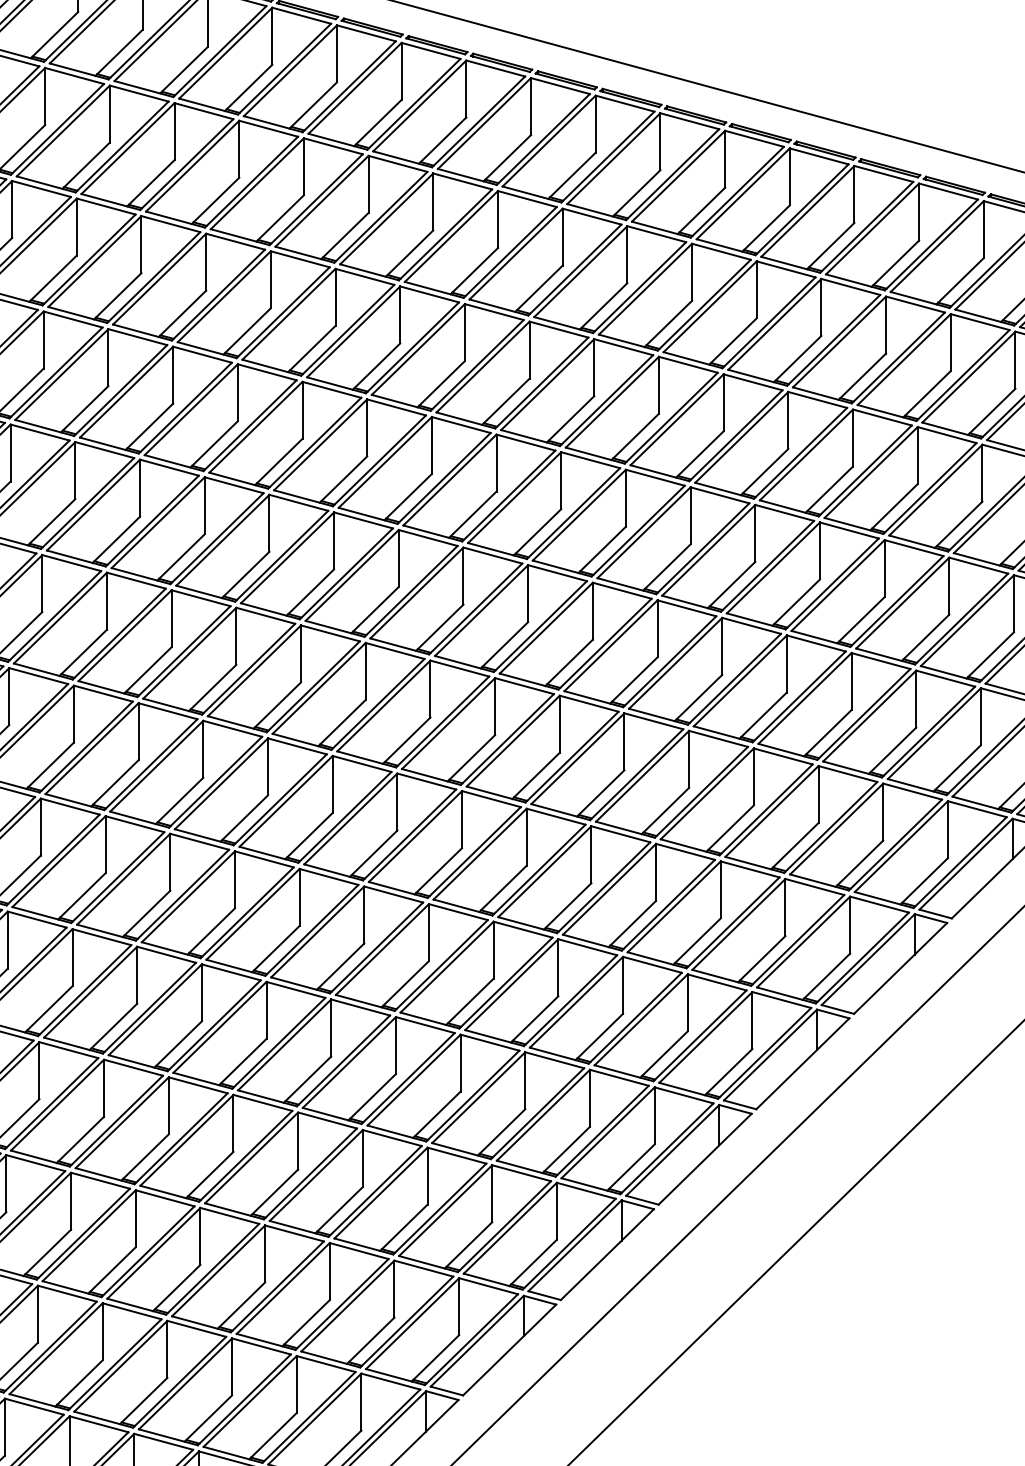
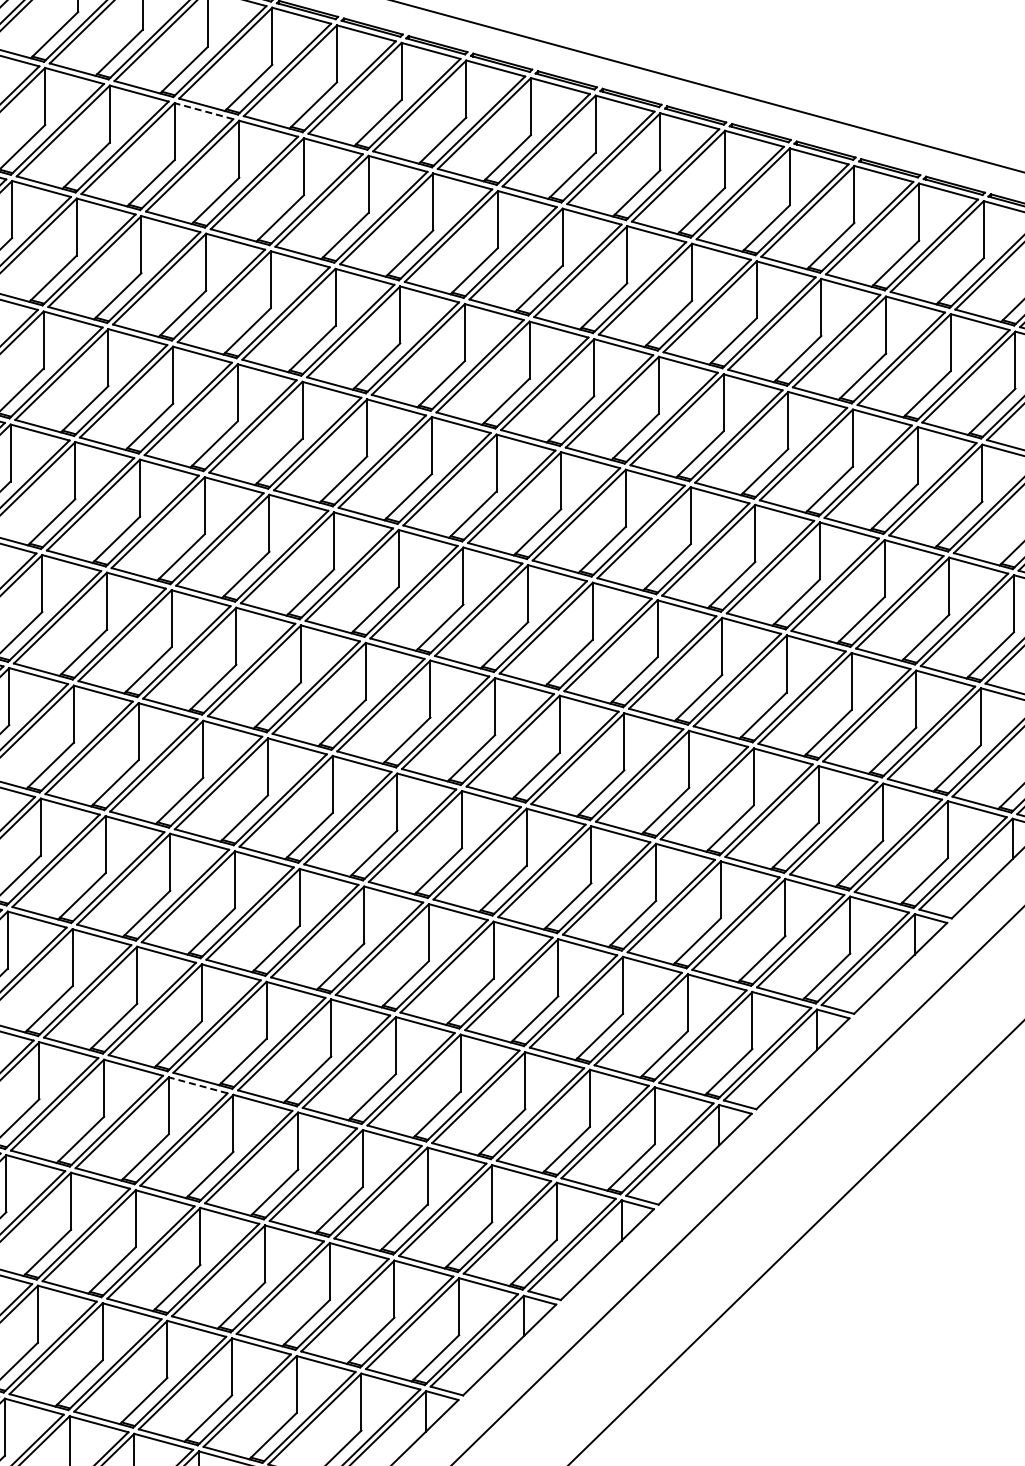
line: solid -> dashed (203, 111)
line: solid -> dashed (197, 1085)
